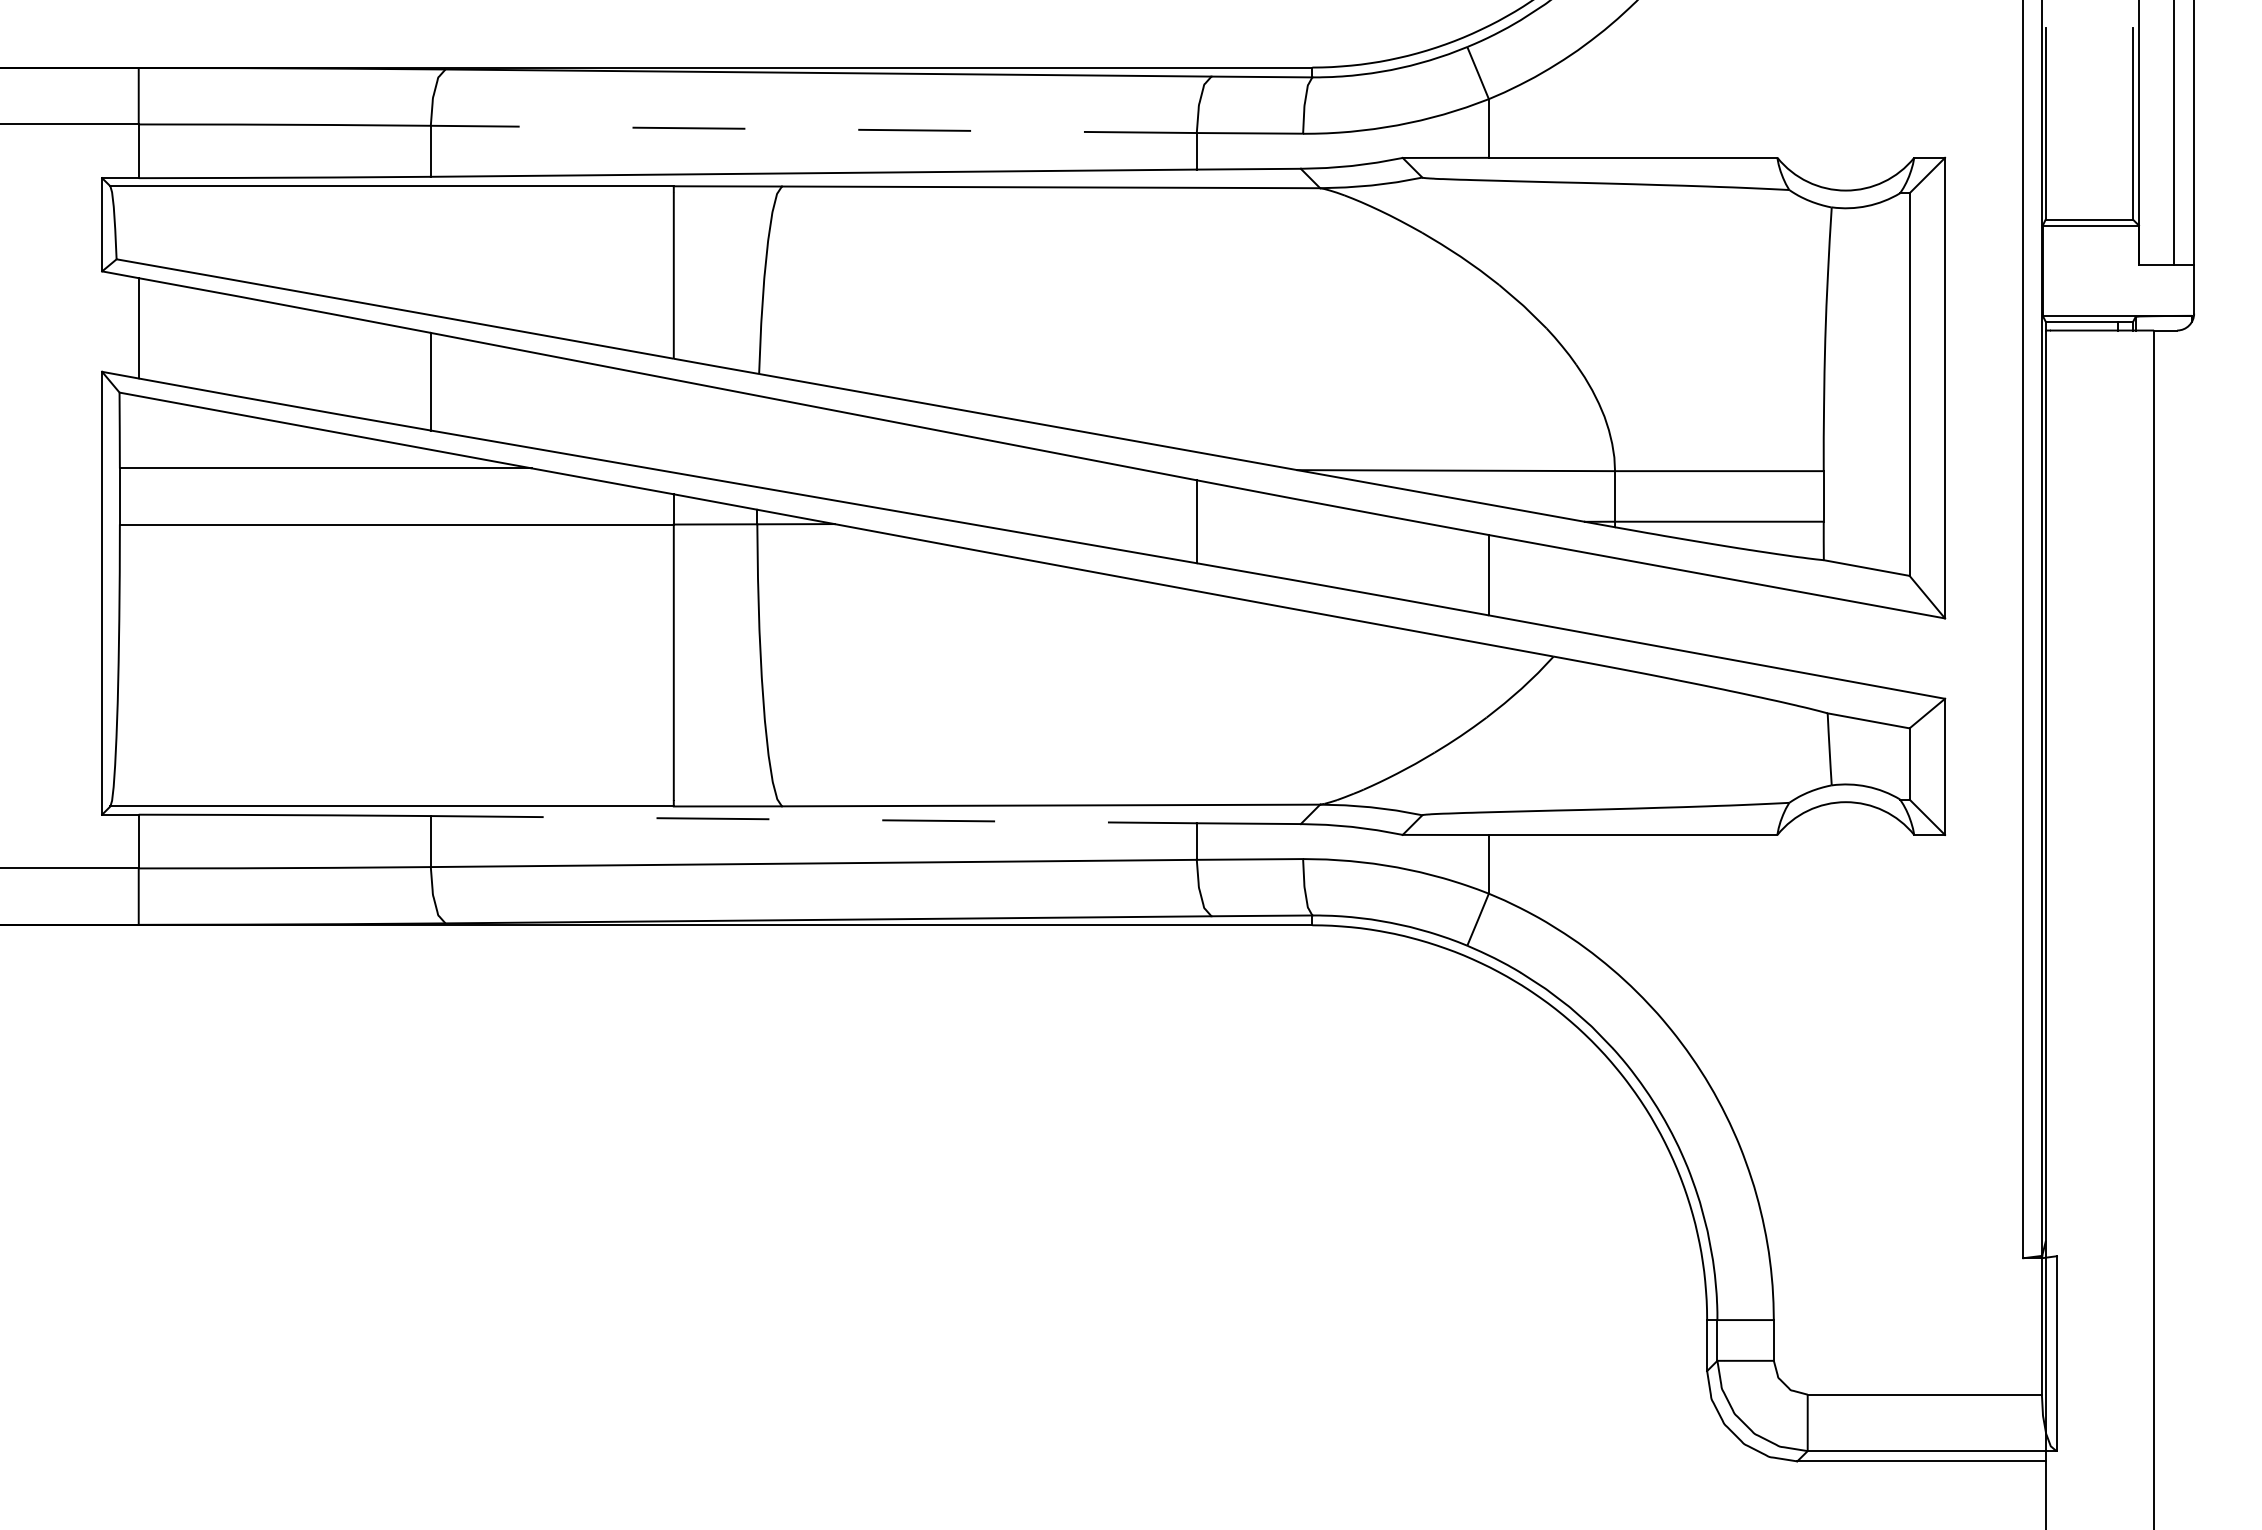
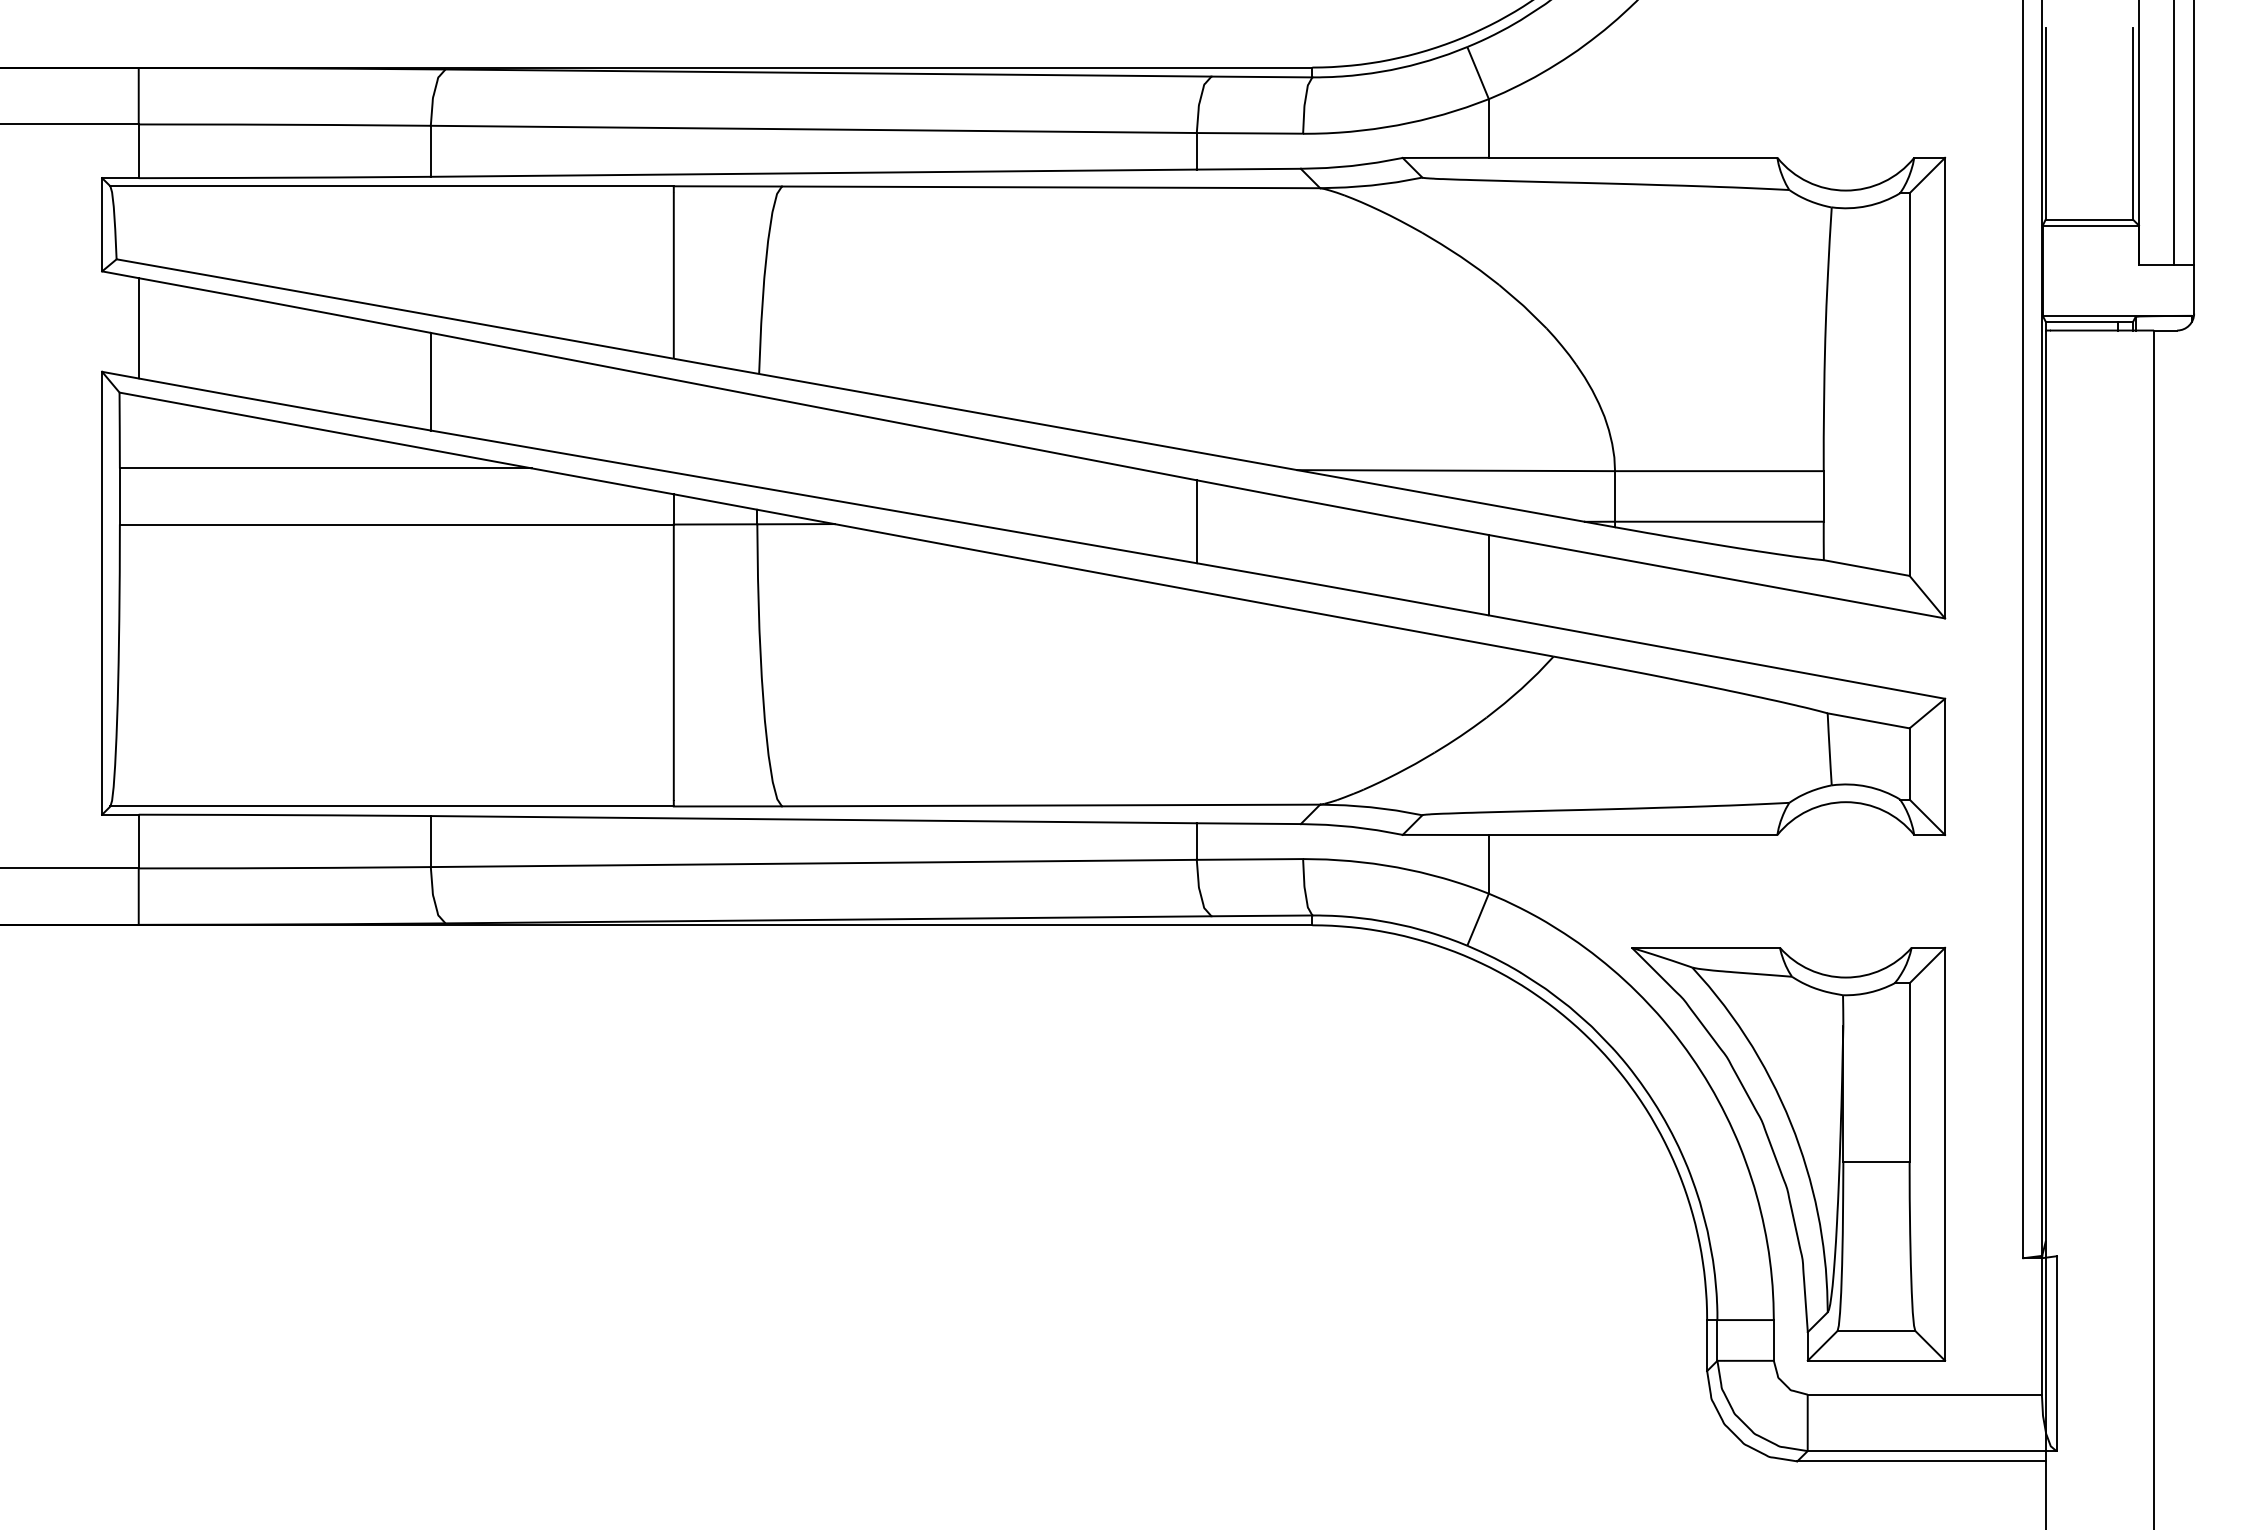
line: dashed -> solid (813, 129)
line: dashed -> solid (814, 819)
part: none -> present (1788, 1153)
